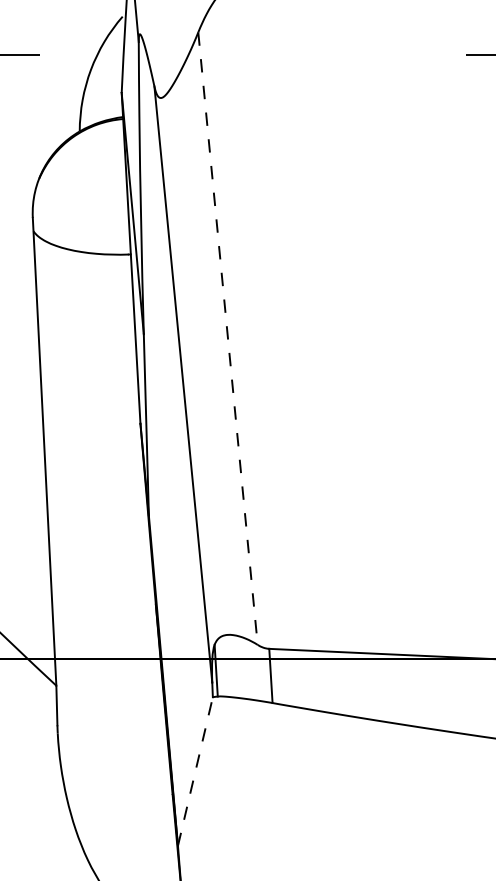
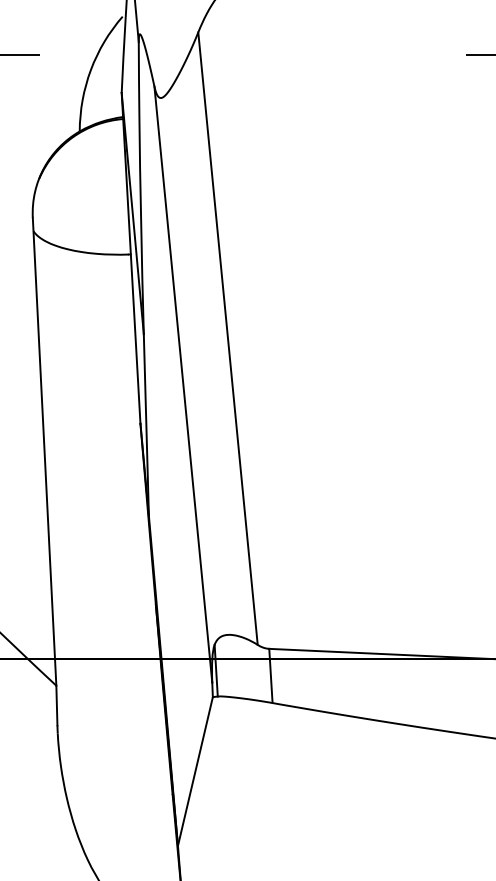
line: dashed -> solid (228, 338)
line: dashed -> solid (195, 771)
